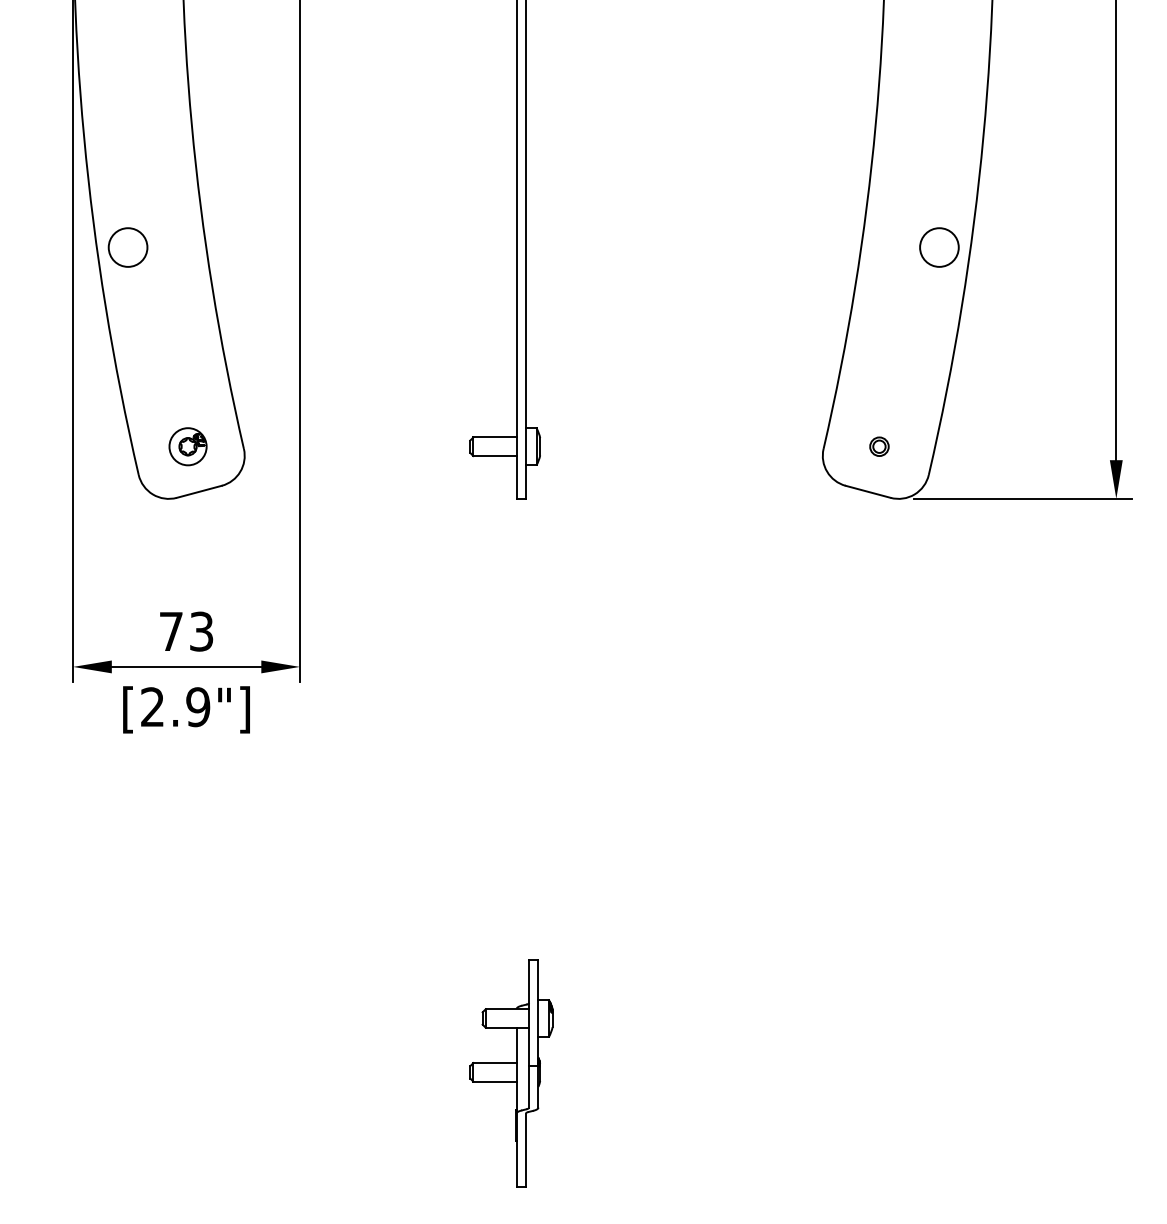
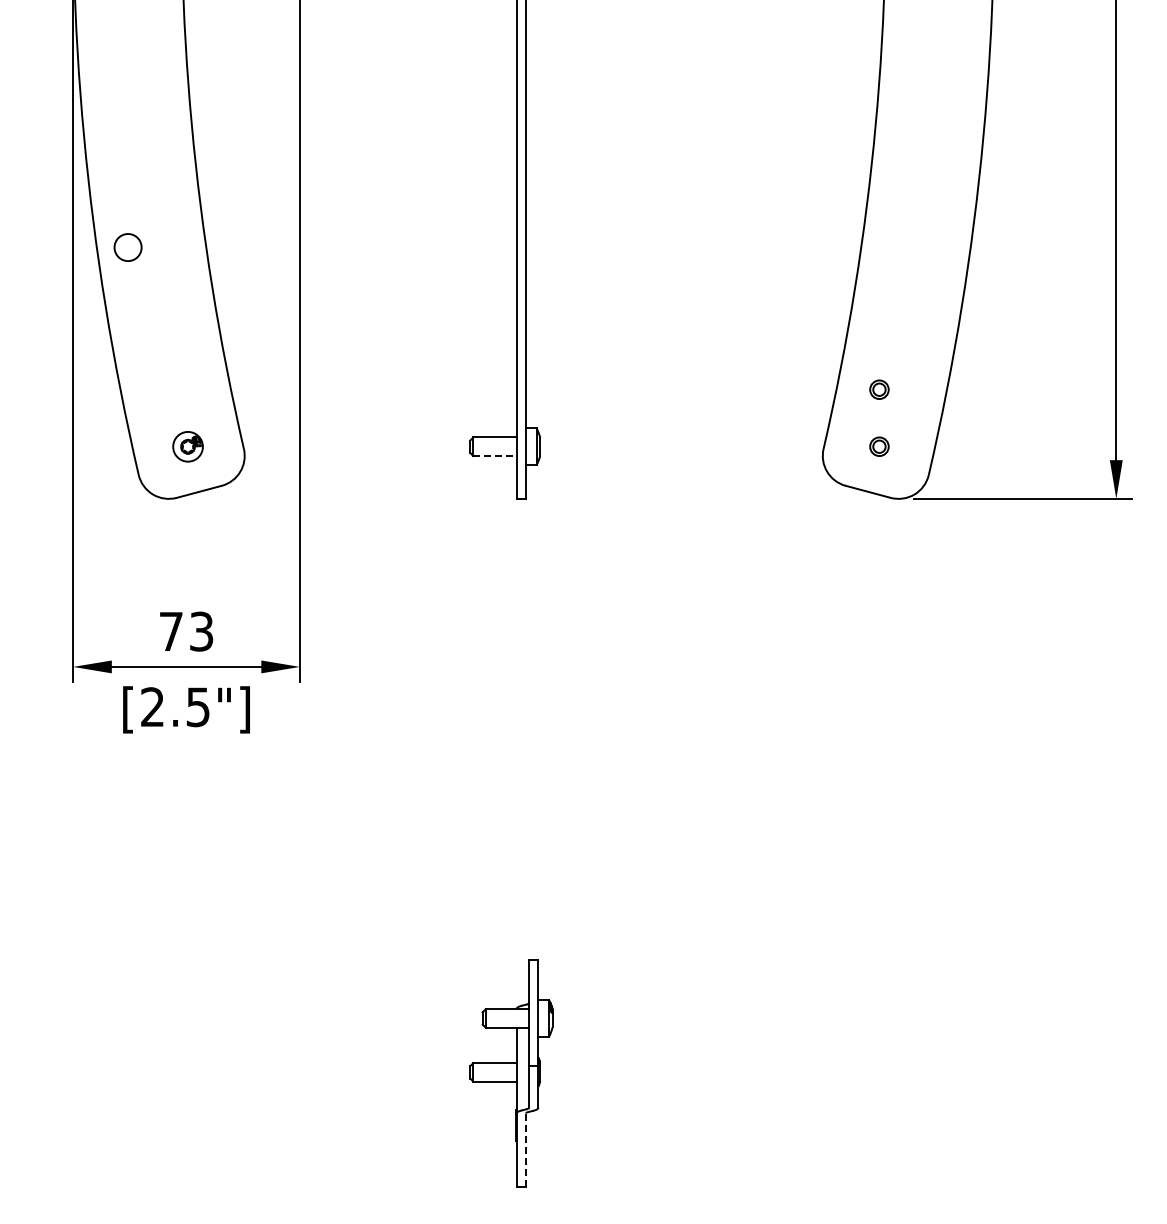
circle diameter: 39 px -> 27 px (127, 247)
circle: present -> none (939, 247)
part: none -> present (879, 389)
part size: 40x40 px -> 32x32 px (187, 446)
line: solid -> dashed (495, 456)
text: [2.9"] -> [2.5"] (198, 707)
line: solid -> dashed (526, 1150)
